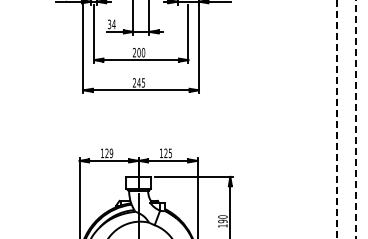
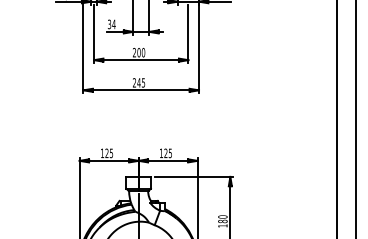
line: dashed -> solid (337, 119)
line: dashed -> solid (355, 119)
text: 129 -> 125 (111, 152)
text: 190 -> 180 (222, 221)
